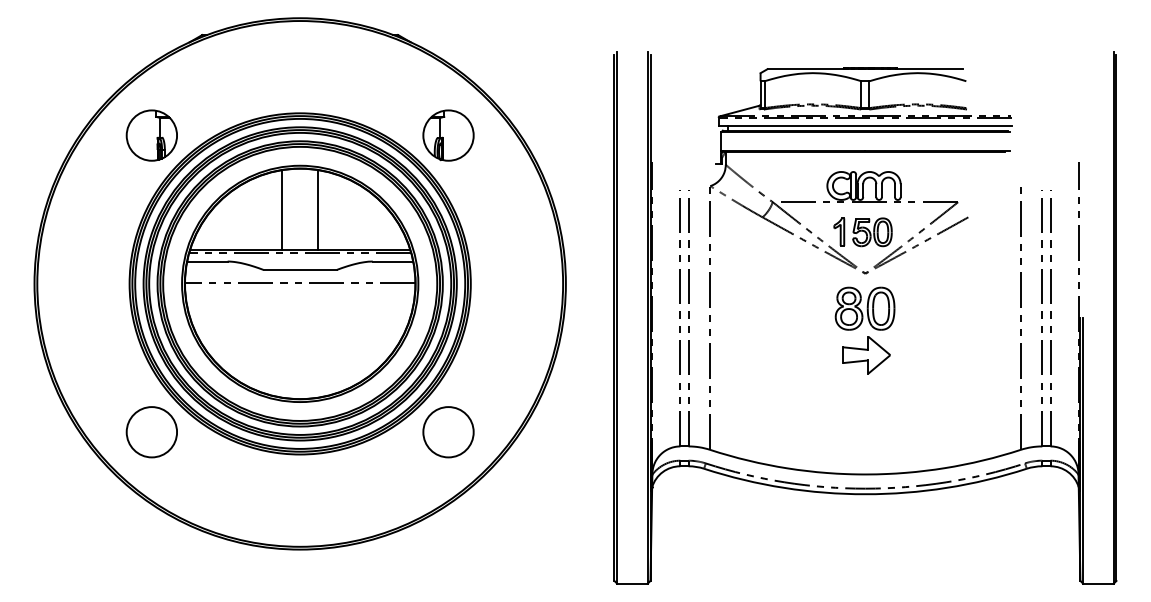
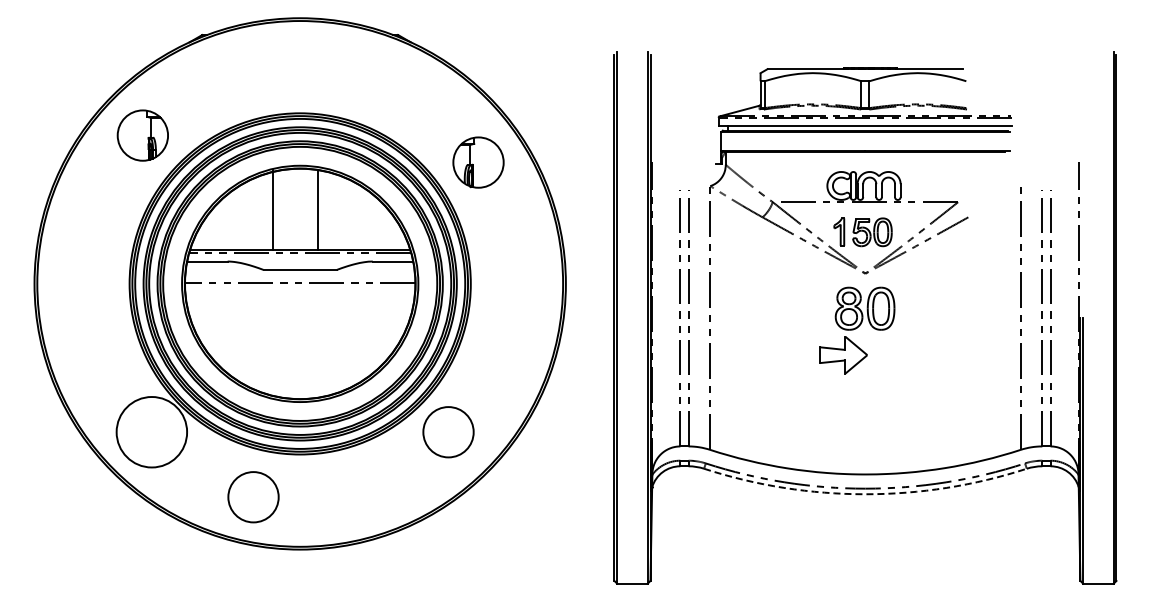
part position: (151, 135) -> (142, 135) (142, 135)
part position: (448, 135) -> (478, 162) (478, 162)
line position: (282, 210) -> (273, 210) (273, 210)
part position: (866, 355) -> (843, 355) (843, 355)
circle diameter: 50 px -> 70 px (151, 432)
arc: solid -> dashed (865, 494)
circle: none -> present (253, 497)
